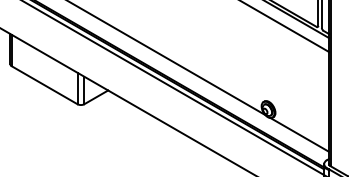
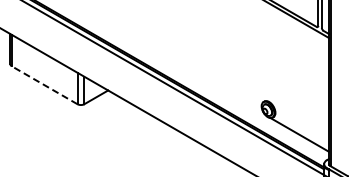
line: present -> none (285, 27)
line: present -> none (167, 58)
line: solid -> dashed (44, 85)
